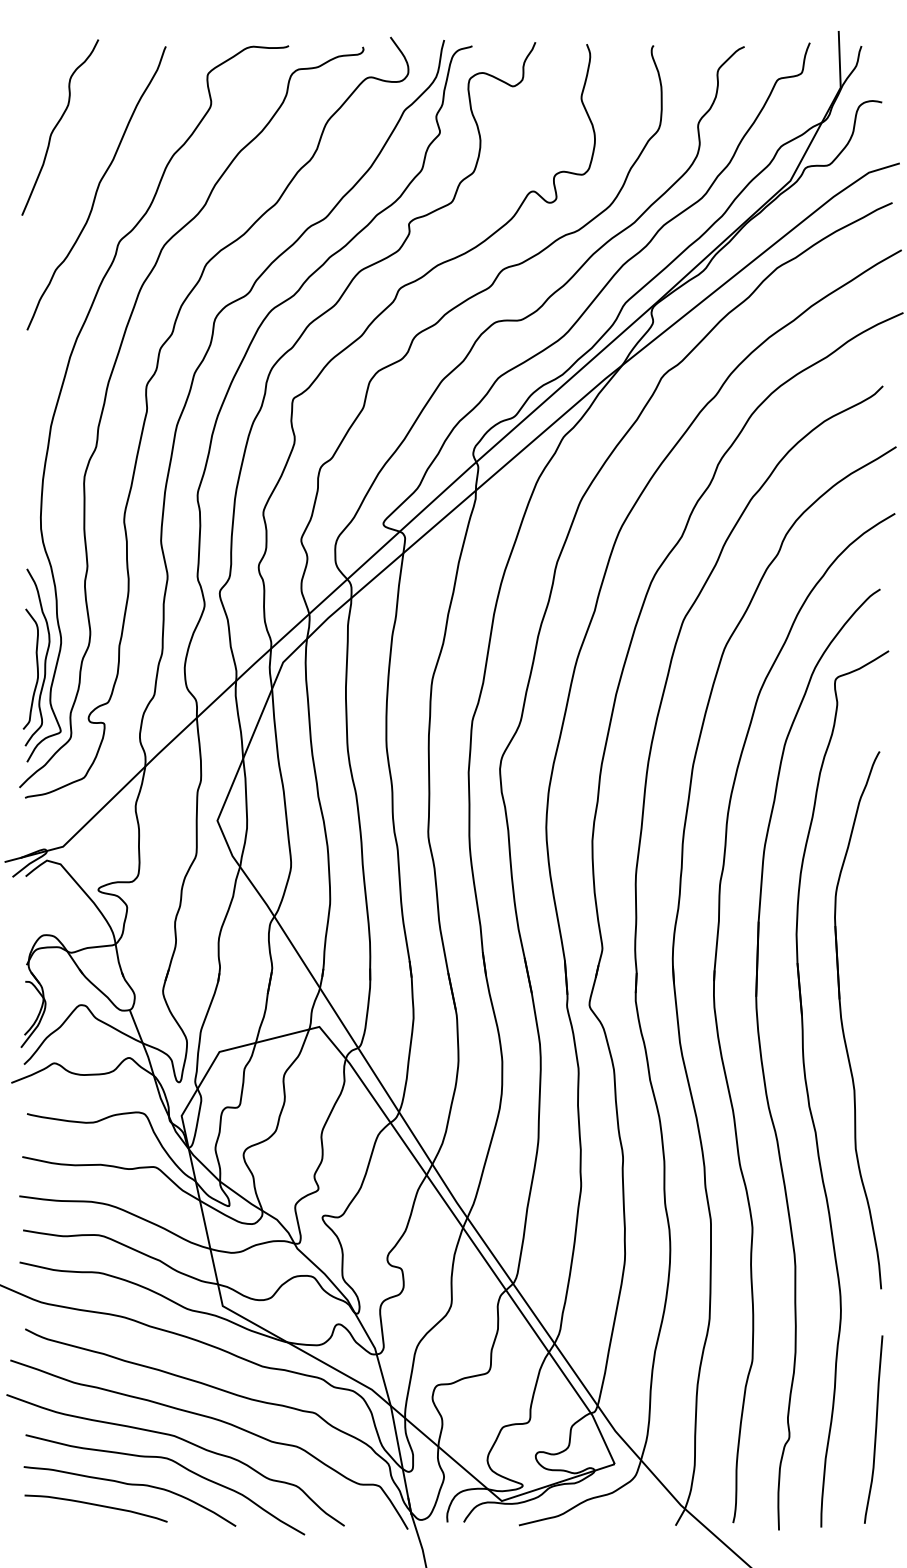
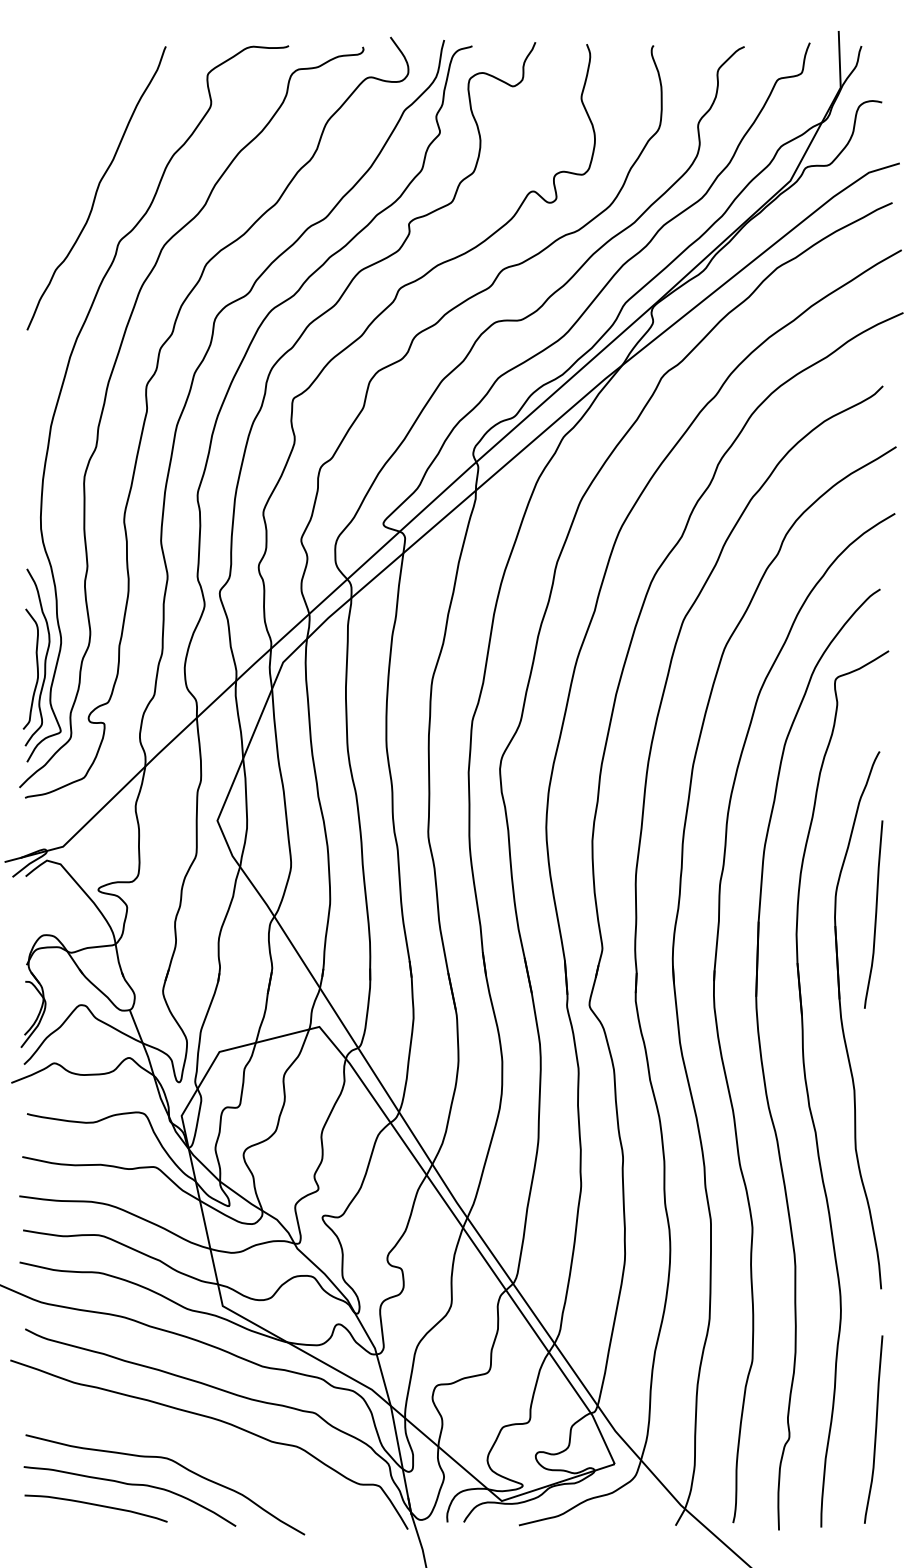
curve: present -> none (58, 124)
curve: none -> present (875, 914)
curve: present -> none (184, 1441)
